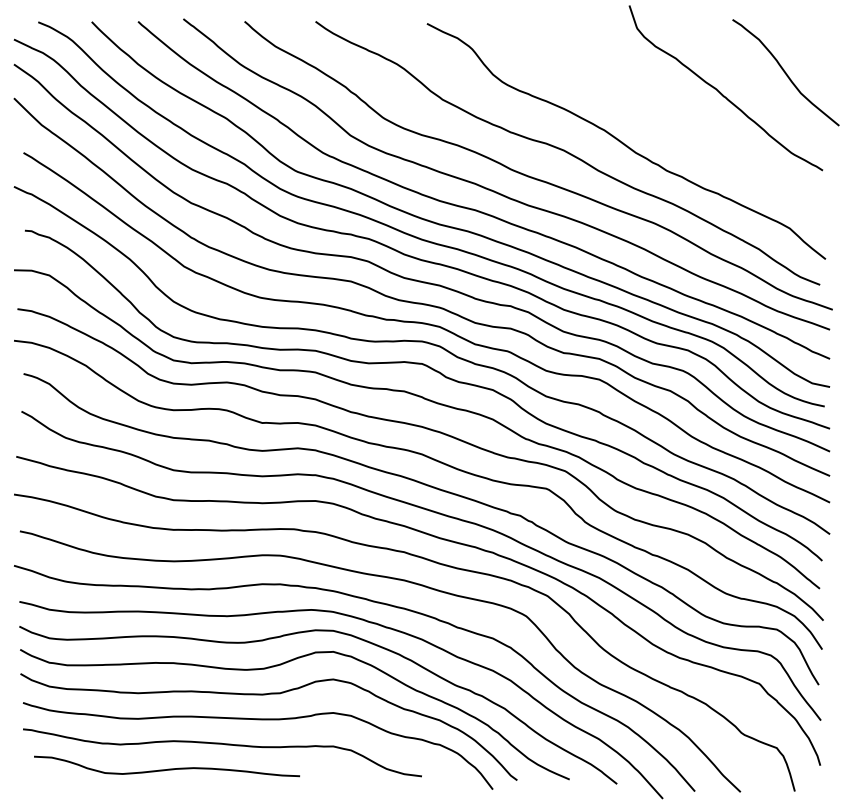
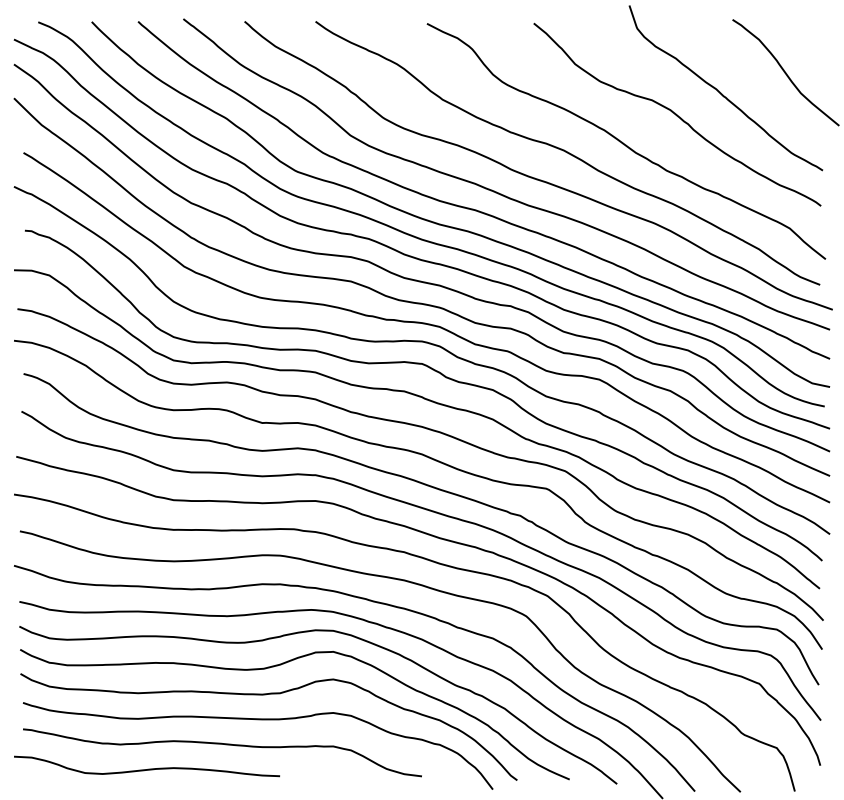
curve: none -> present (677, 114)
curve position: (168, 768) -> (148, 768) (148, 768)
